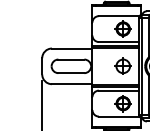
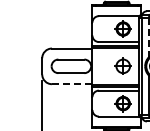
line: solid -> dashed (149, 37)
line: solid -> dashed (71, 84)
